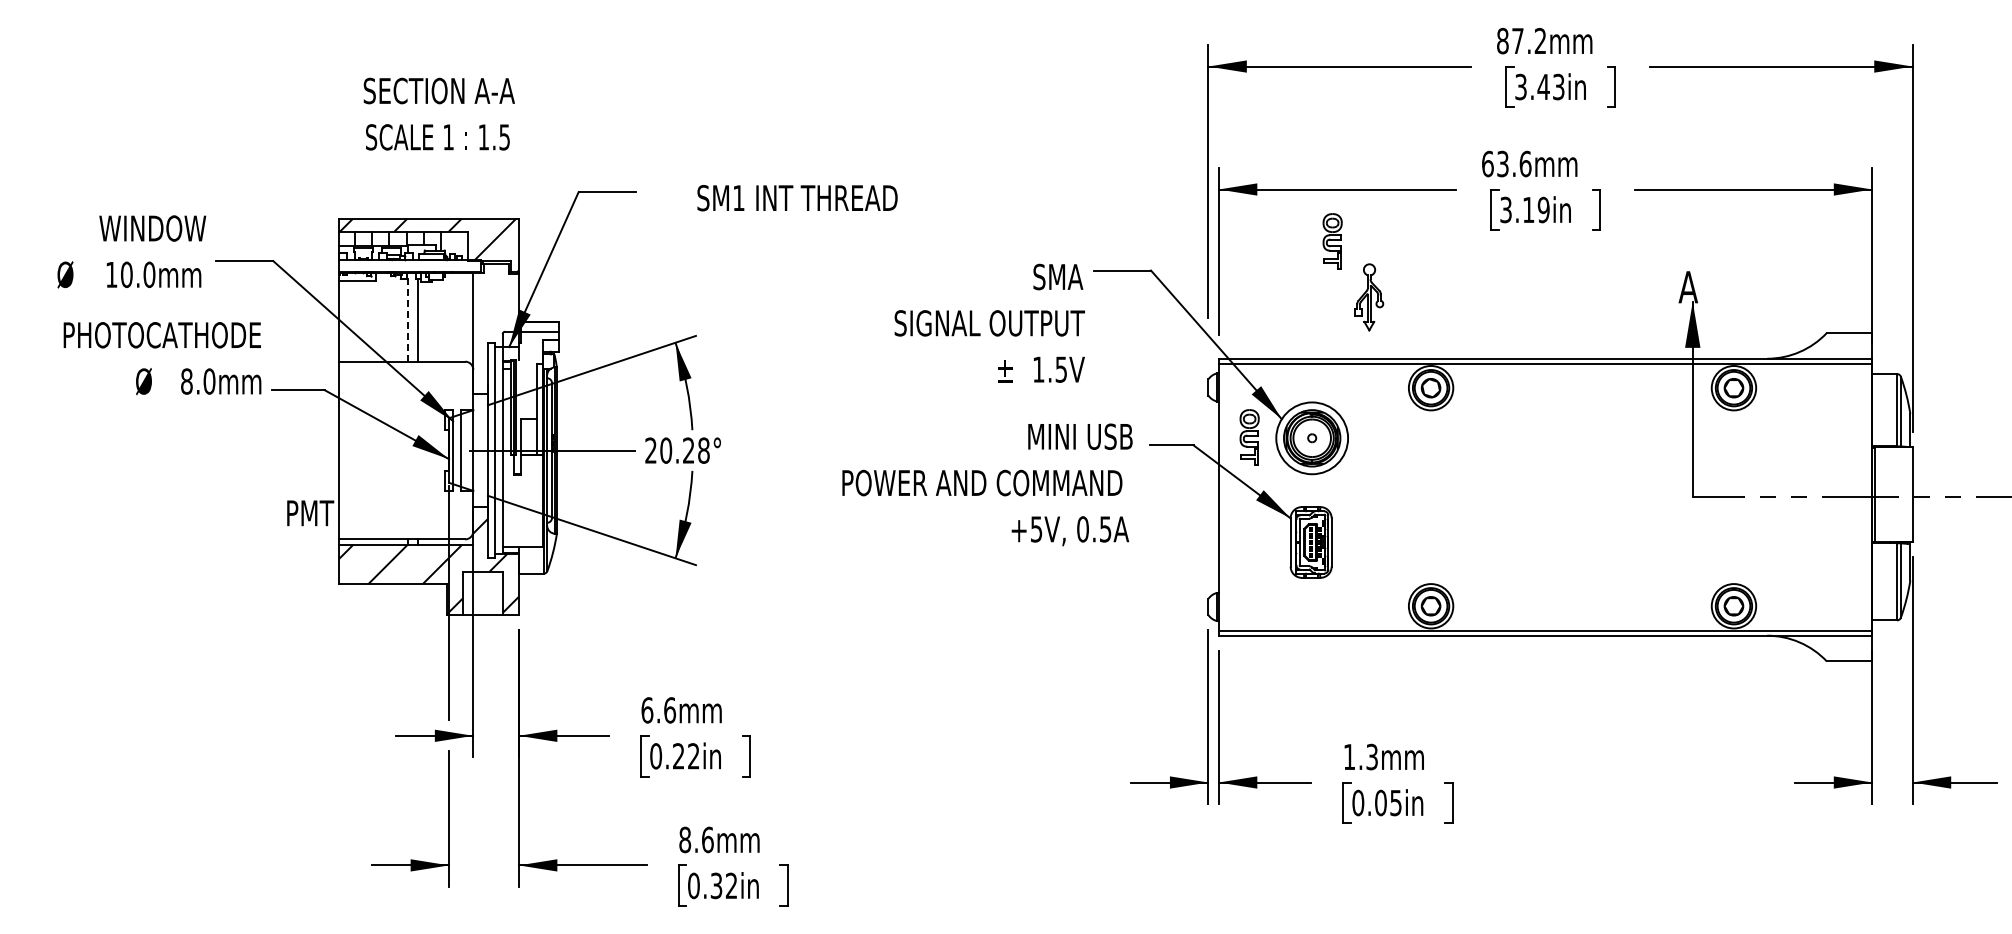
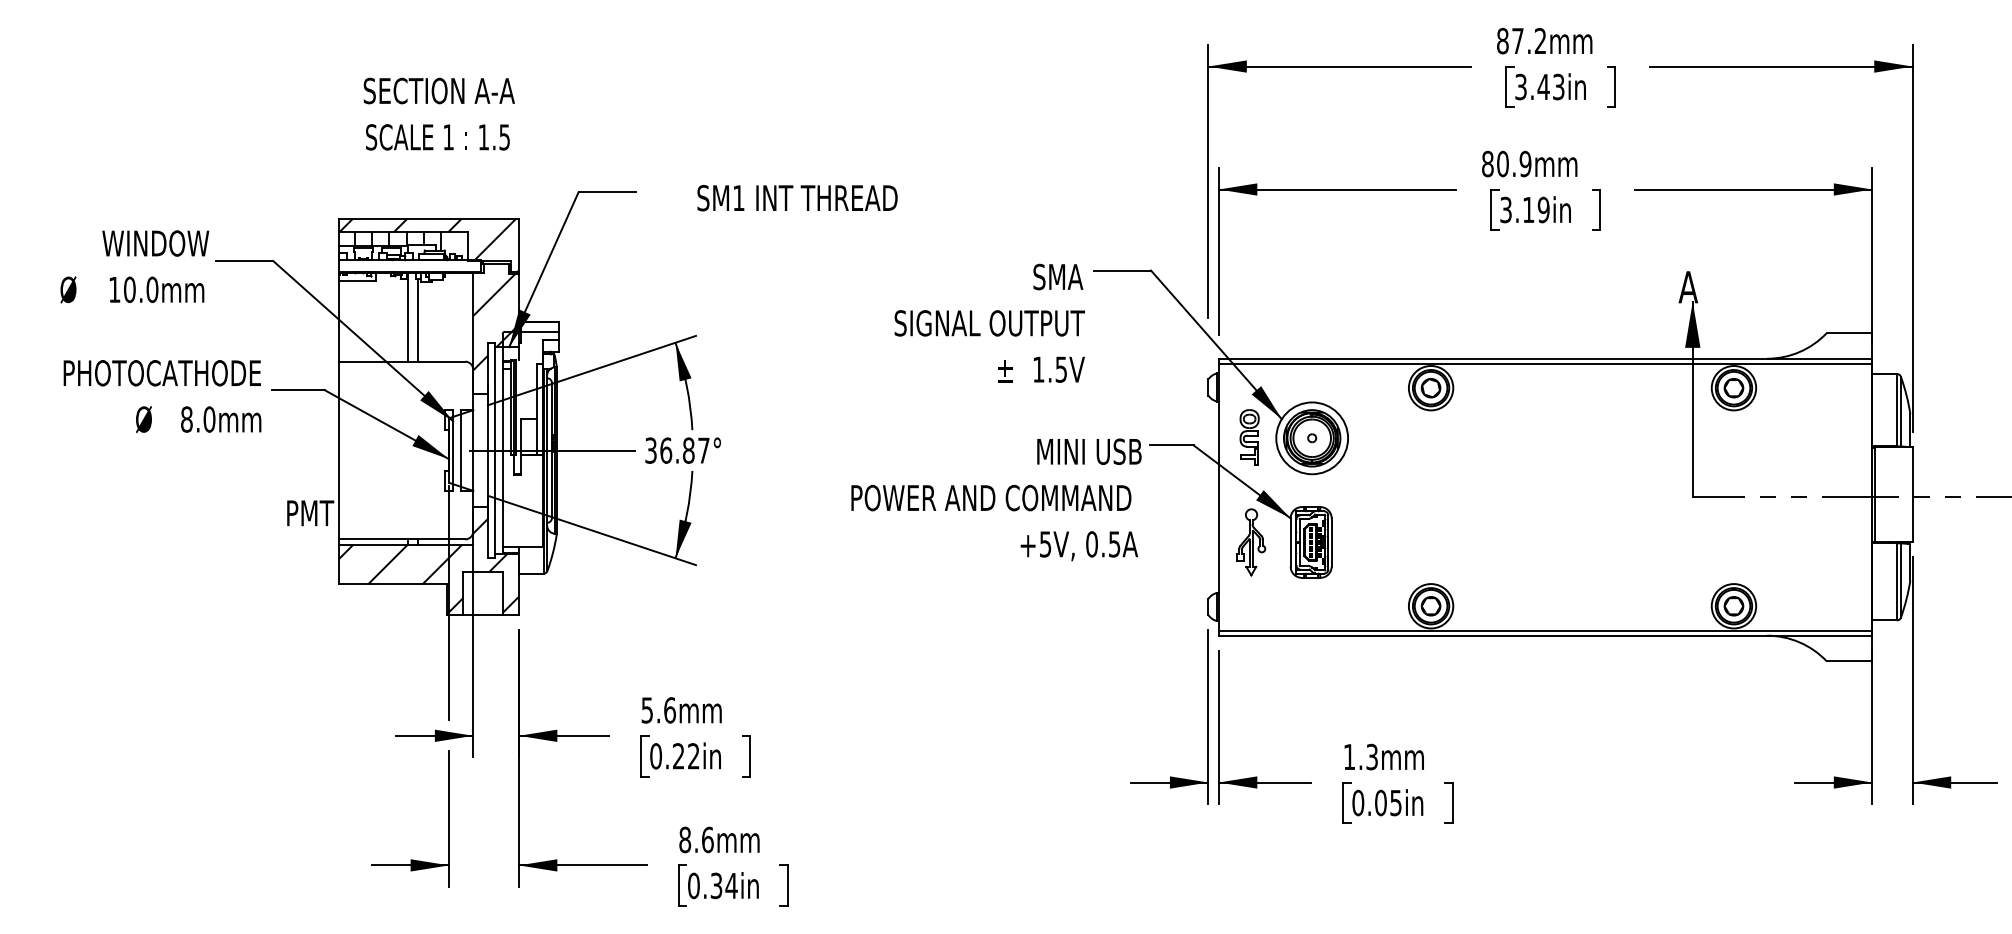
text: 63.6mm -> 80.9mm (1506, 163)
part: present -> none (1332, 241)
text position: (131, 251) -> (134, 266) (134, 266)
part position: (1369, 297) -> (1251, 542) (1251, 542)
line: dashed -> solid (407, 316)
hatch: none -> present (495, 321)
text position: (162, 358) -> (162, 396) (162, 396)
text: 20.28° -> 36.87° (677, 450)
text position: (987, 484) -> (996, 499) (996, 499)
text: 6.6mm -> 5.6mm (647, 710)
text: 0.32in -> 0.34in (731, 885)
